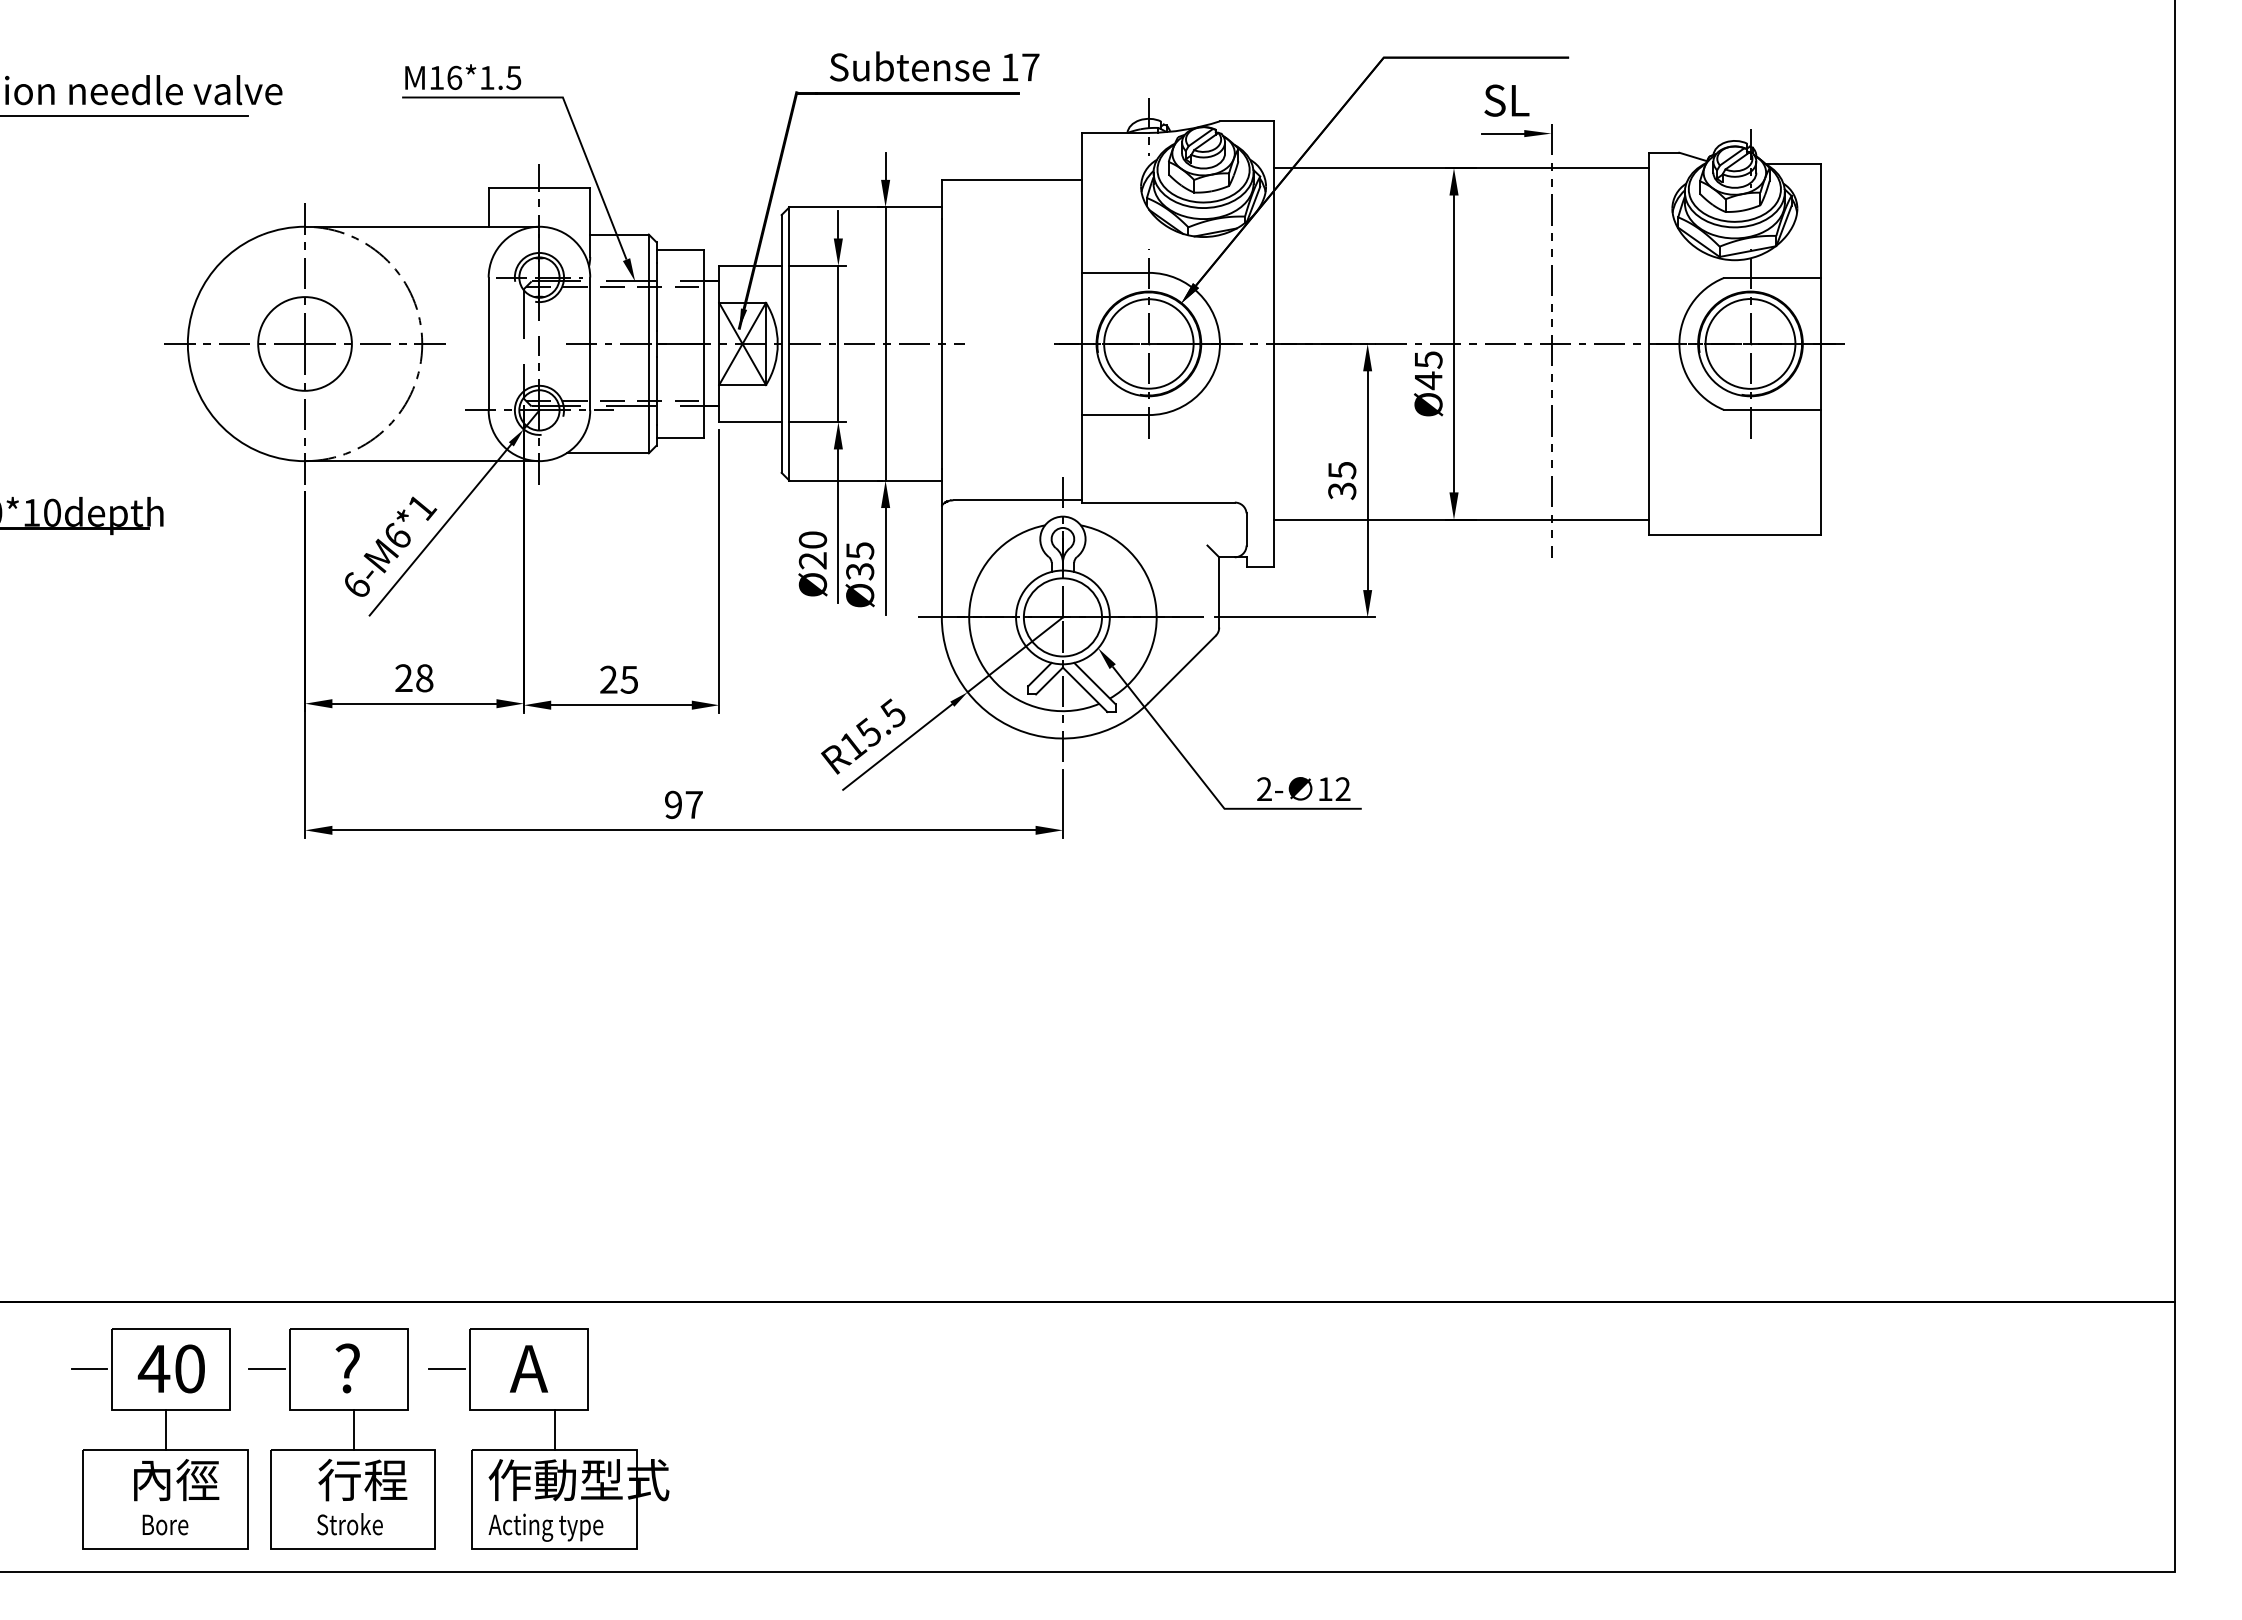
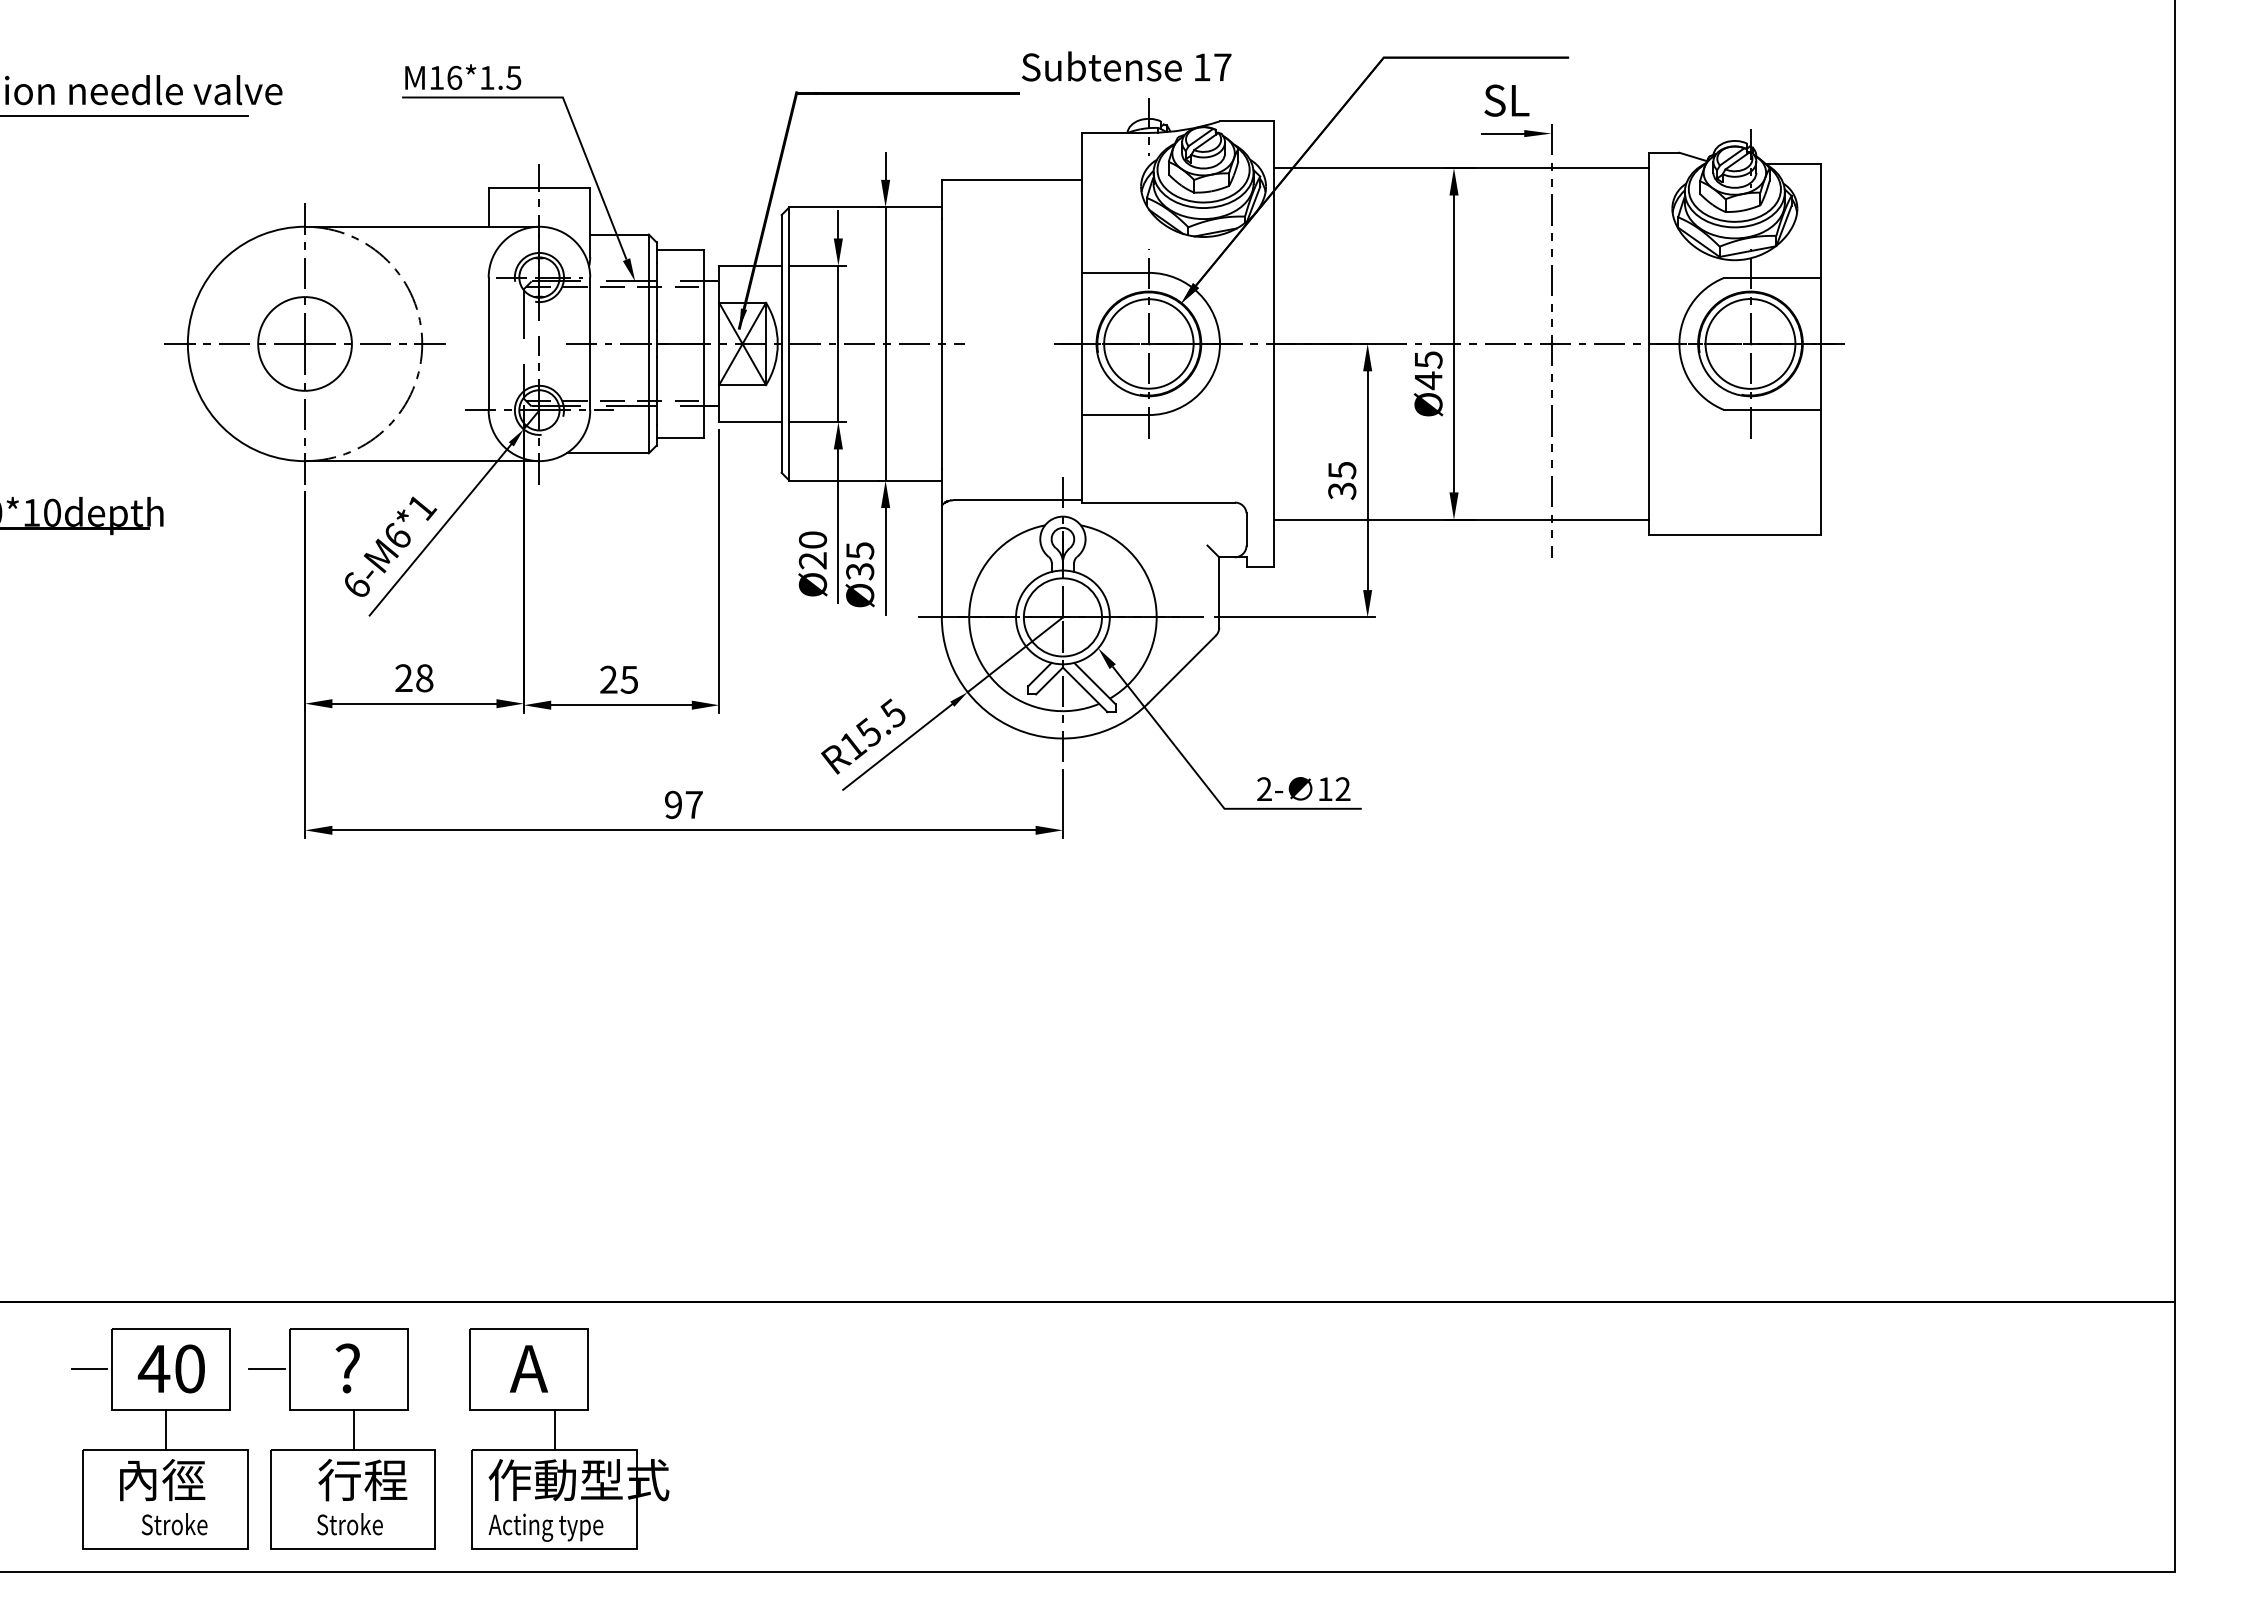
text position: (934, 66) -> (1126, 66) (1126, 66)
line: present -> none (447, 1369)
text position: (176, 1480) -> (162, 1480) (162, 1480)
text: Bore -> Stroke (174, 1524)
